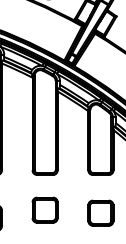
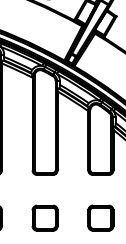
part position: (44, 209) -> (44, 217) (44, 217)
part position: (100, 212) -> (100, 217) (100, 217)
